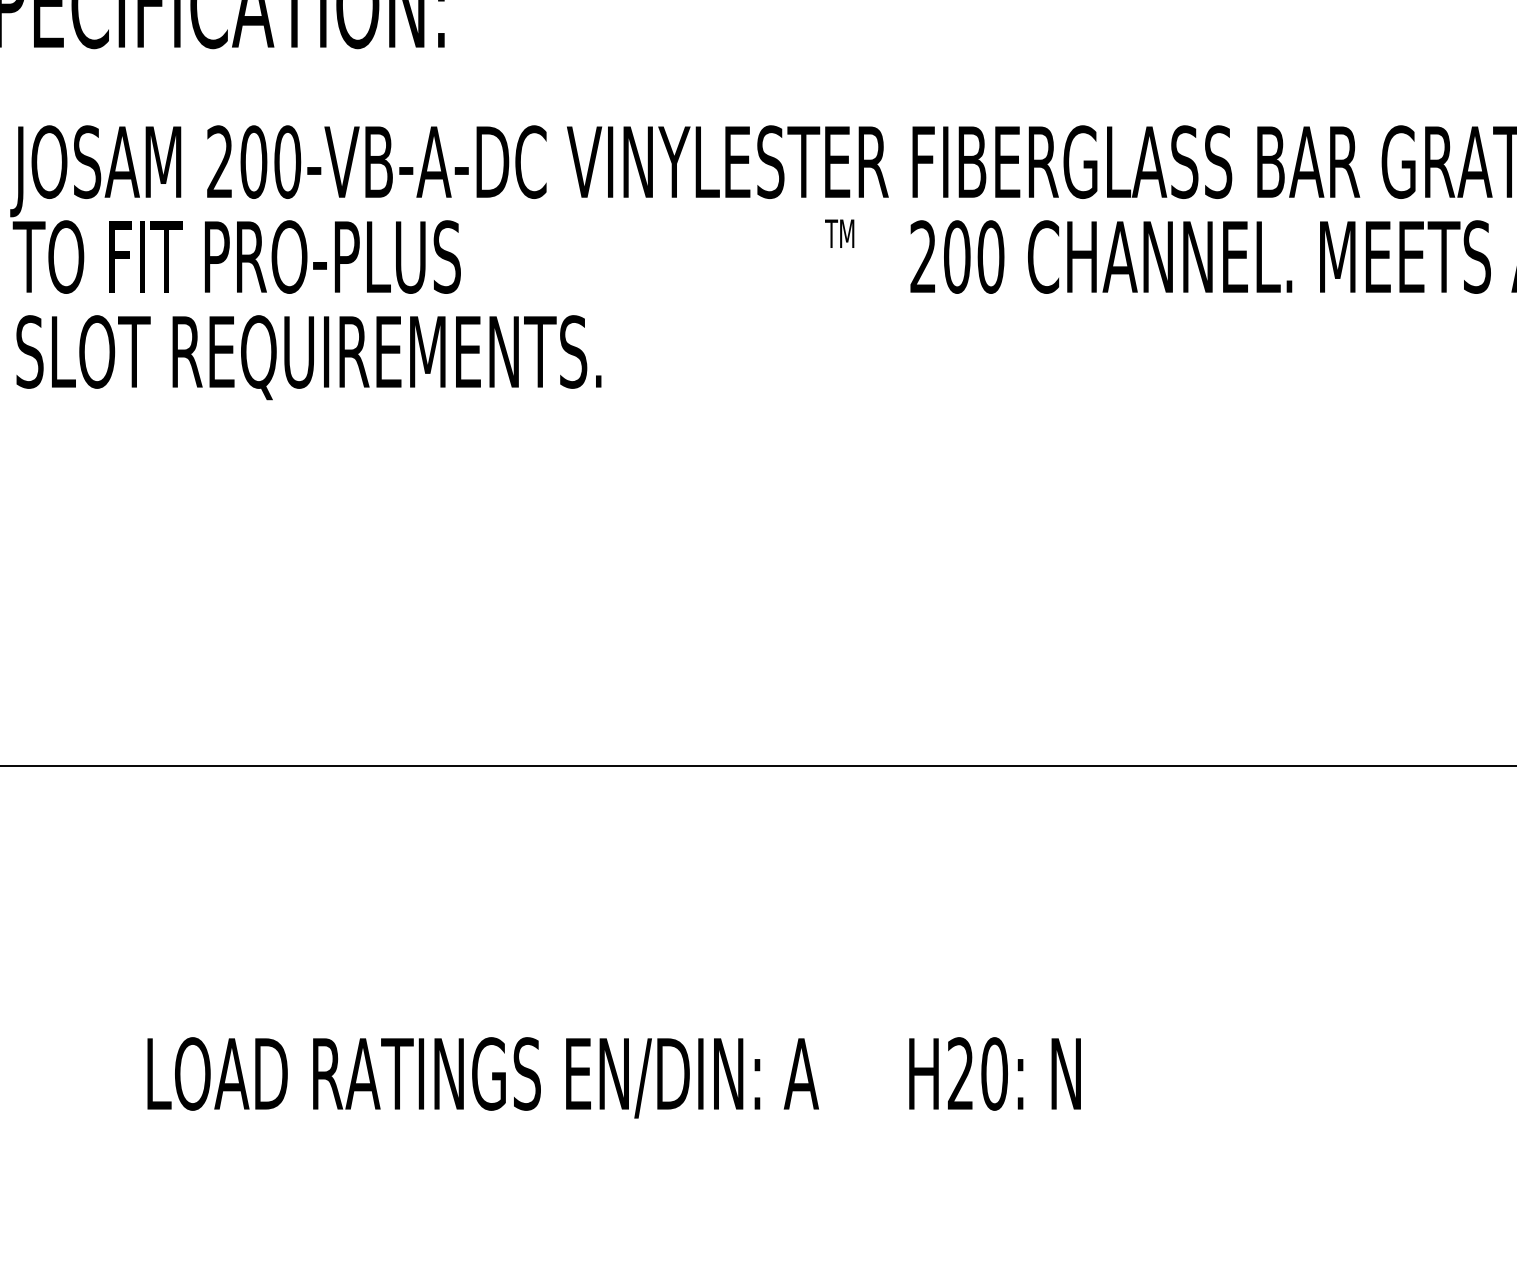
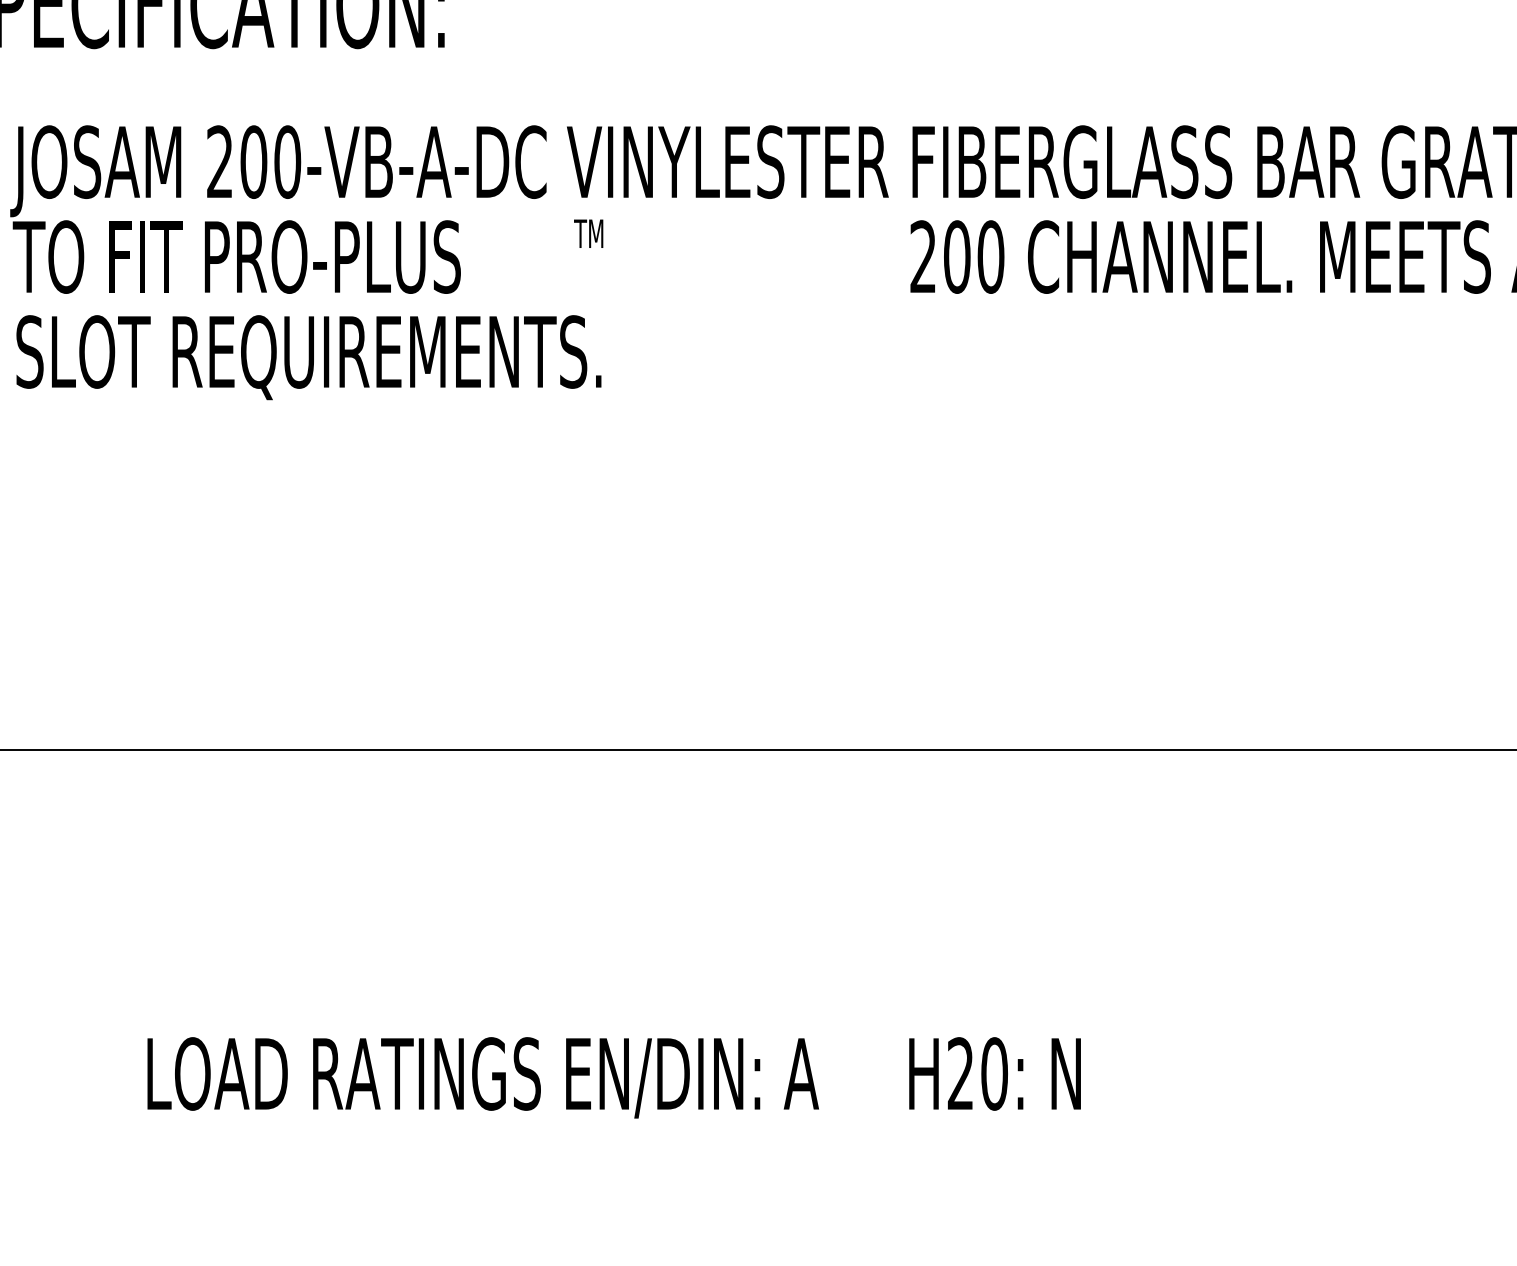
text position: (839, 233) -> (588, 233) (588, 233)
line position: (757, 766) -> (757, 750) (757, 750)
